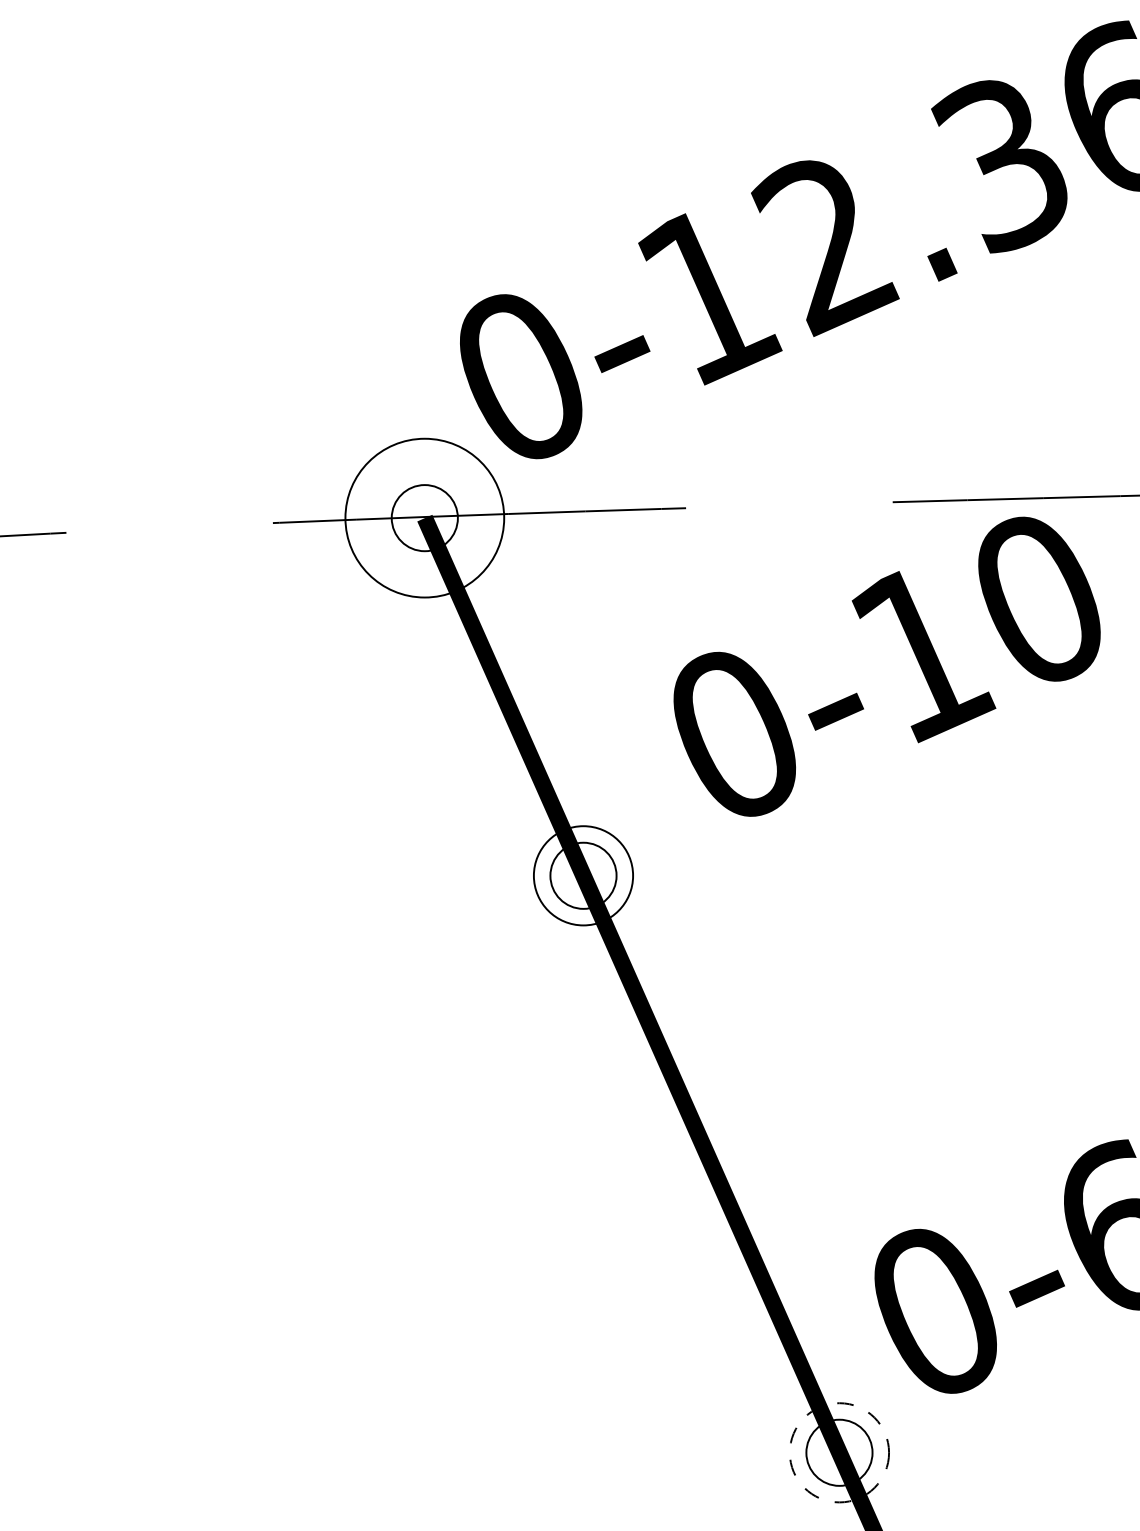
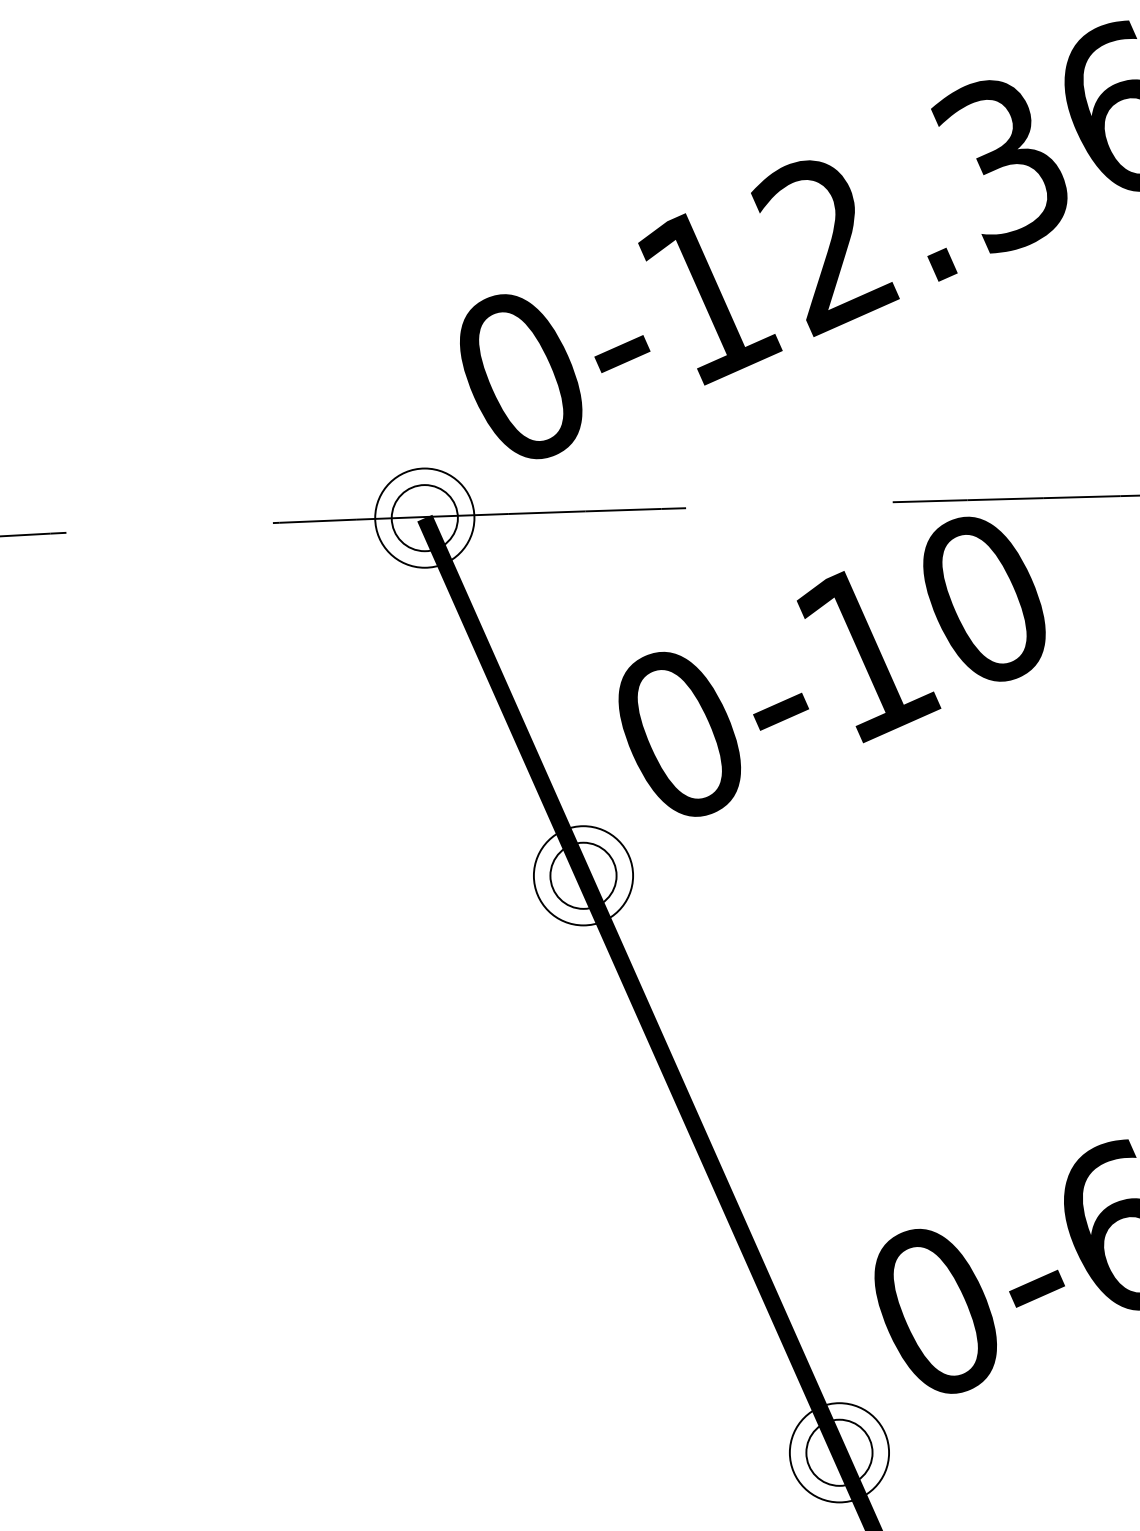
circle diameter: 159 px -> 99 px (424, 517)
text position: (886, 666) -> (831, 666) (831, 666)
circle: dashed -> solid (839, 1452)
